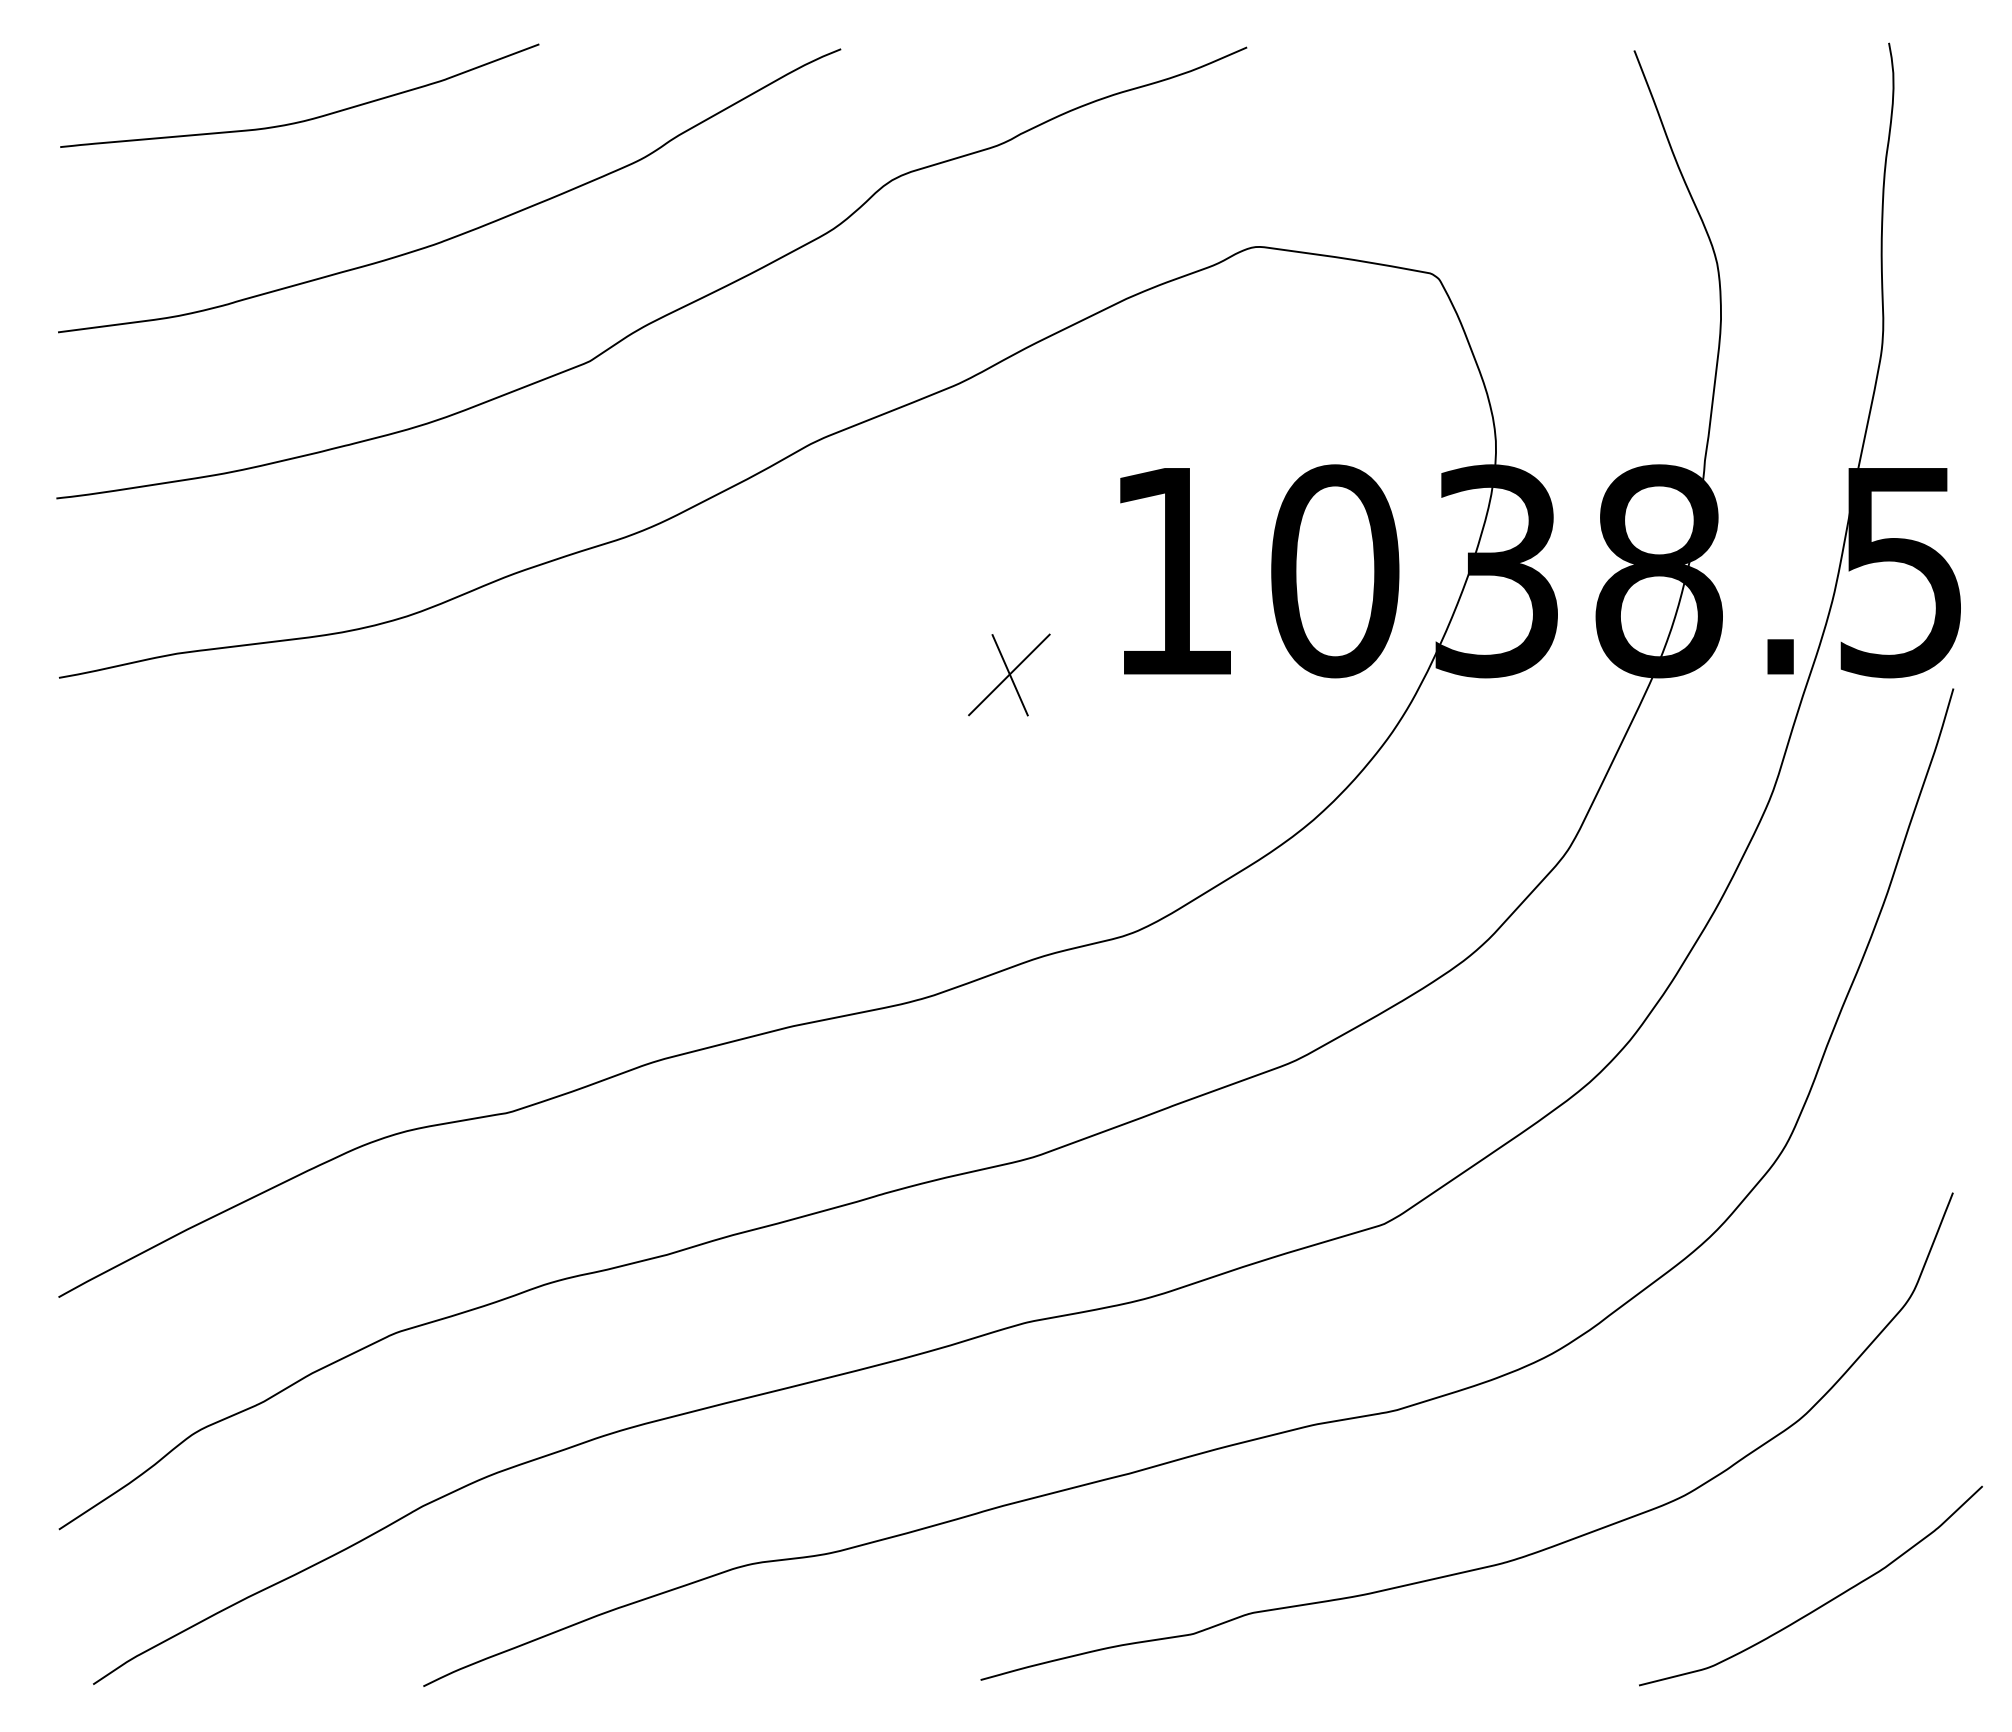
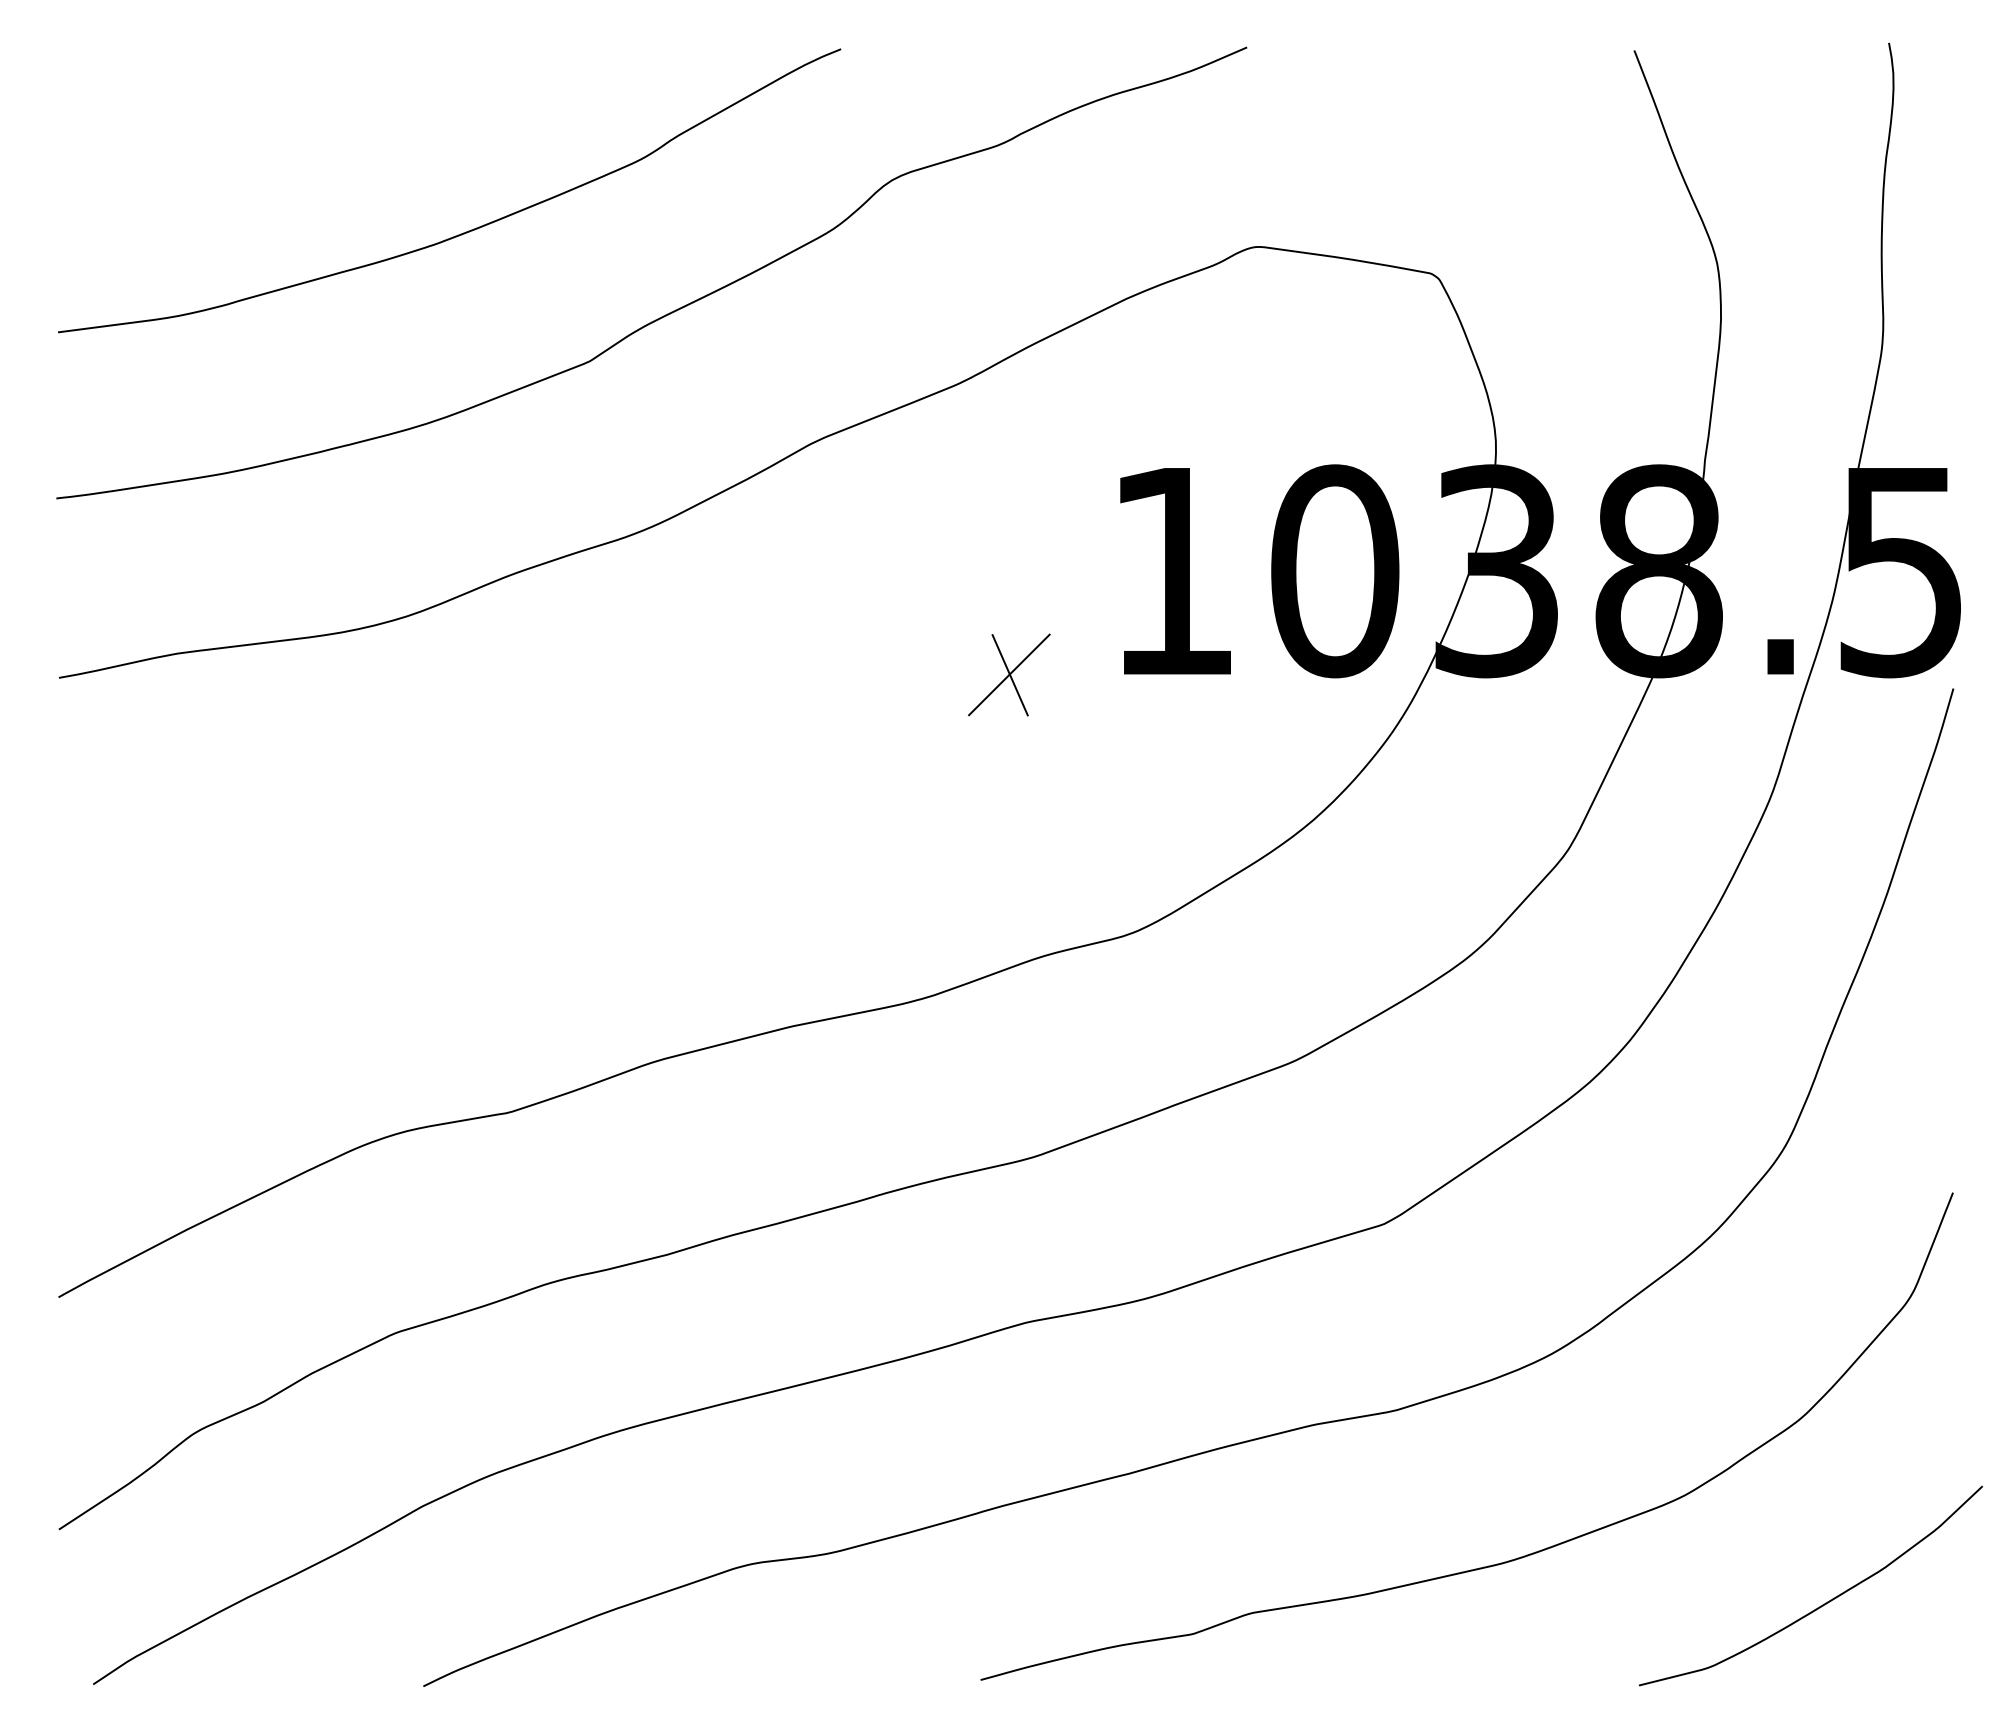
curve: present -> none (305, 119)
